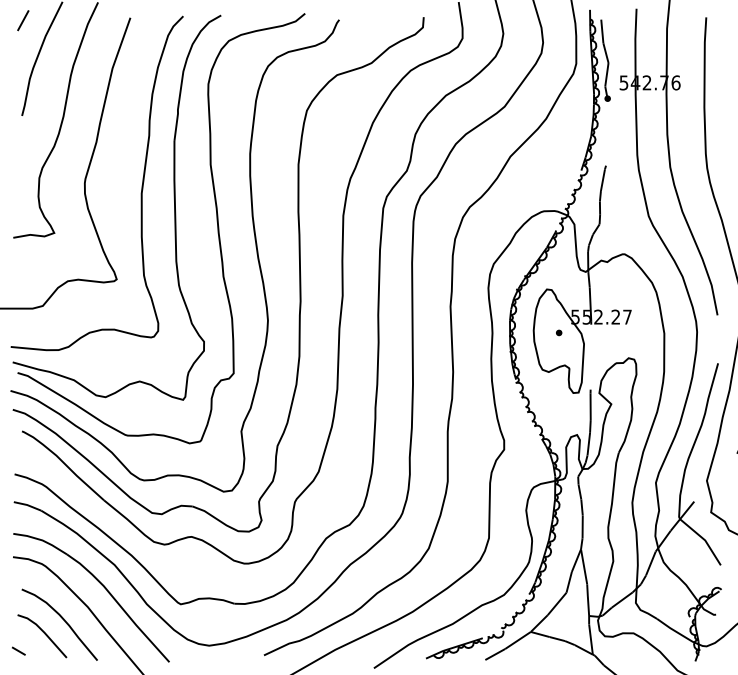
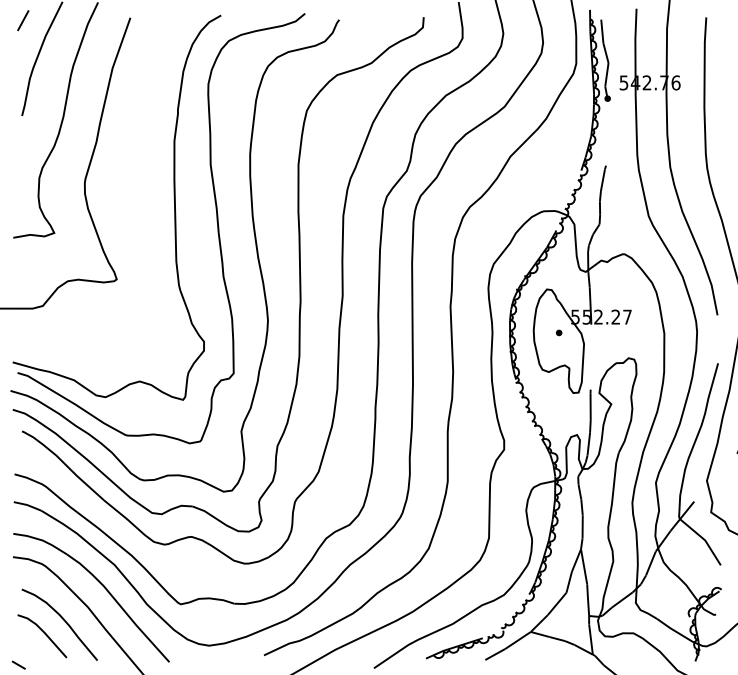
curve: present -> none (141, 185)
line position: (18, 650) -> (18, 664) (18, 664)
